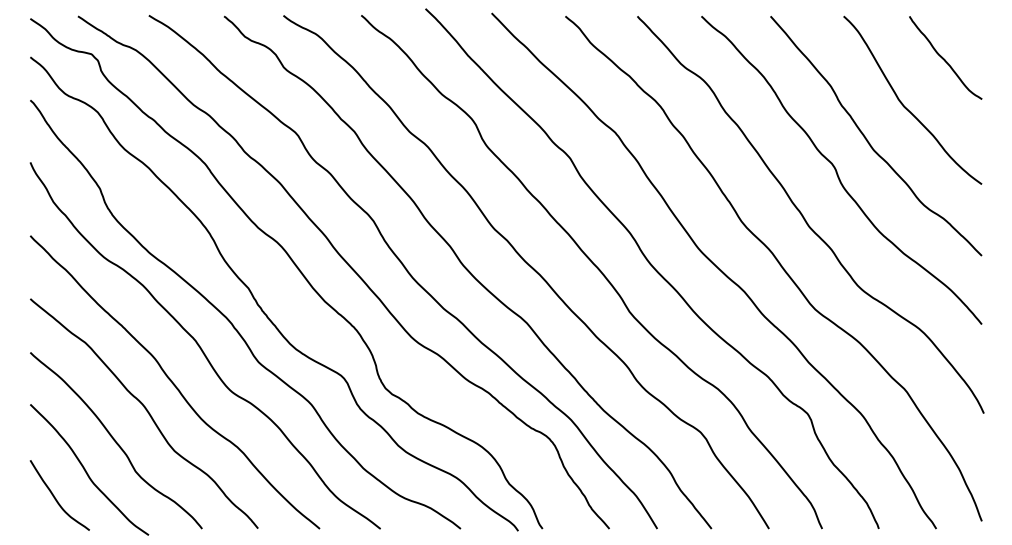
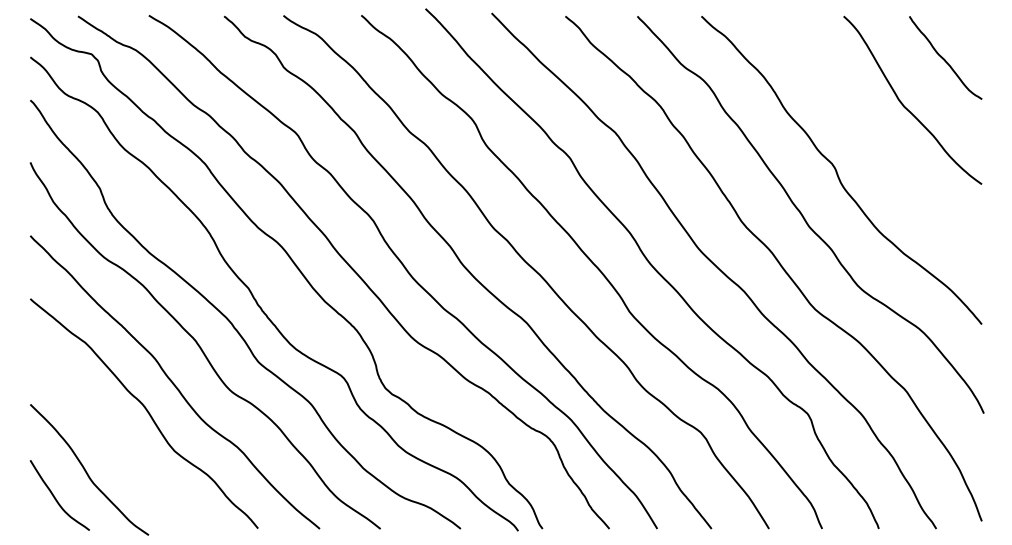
curve: present -> none (868, 140)
curve: present -> none (115, 440)
